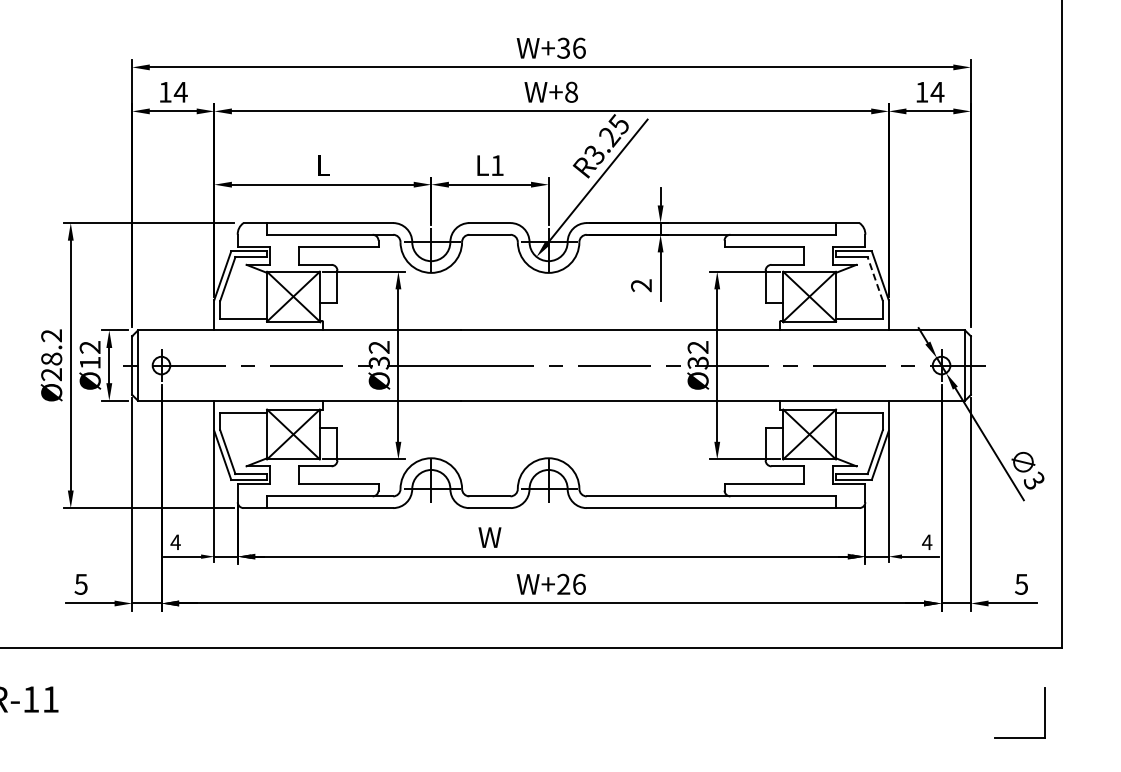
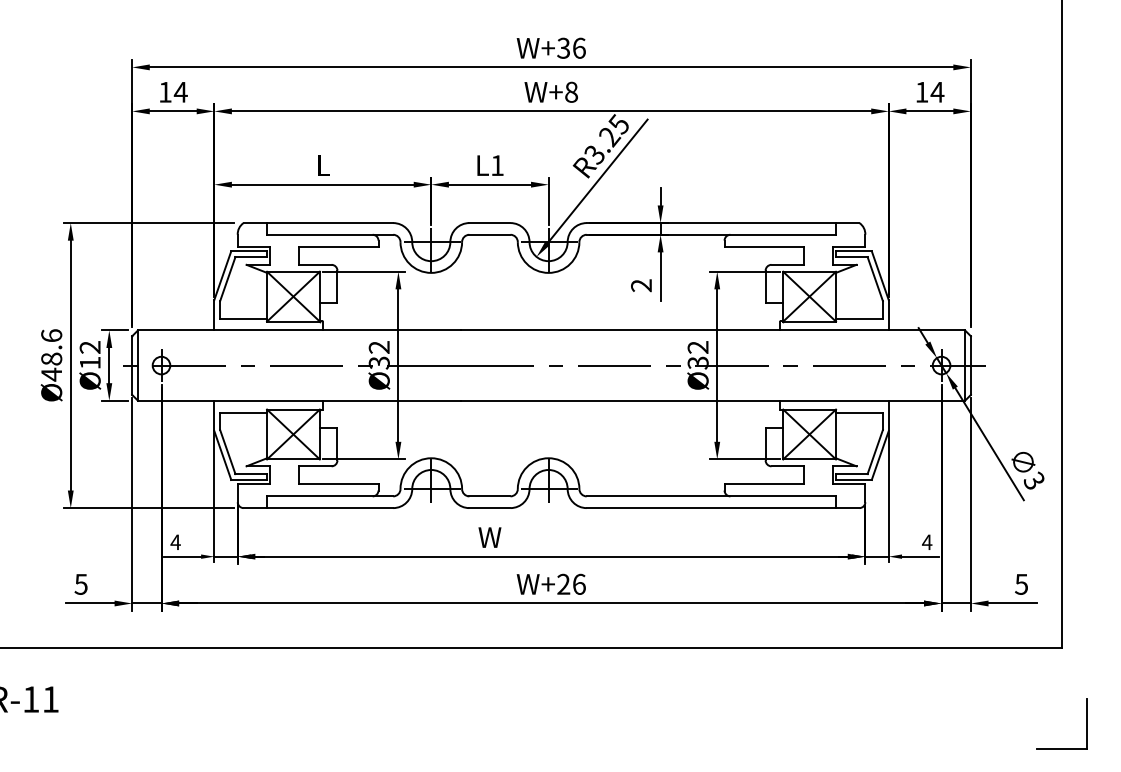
line: dashed -> solid (875, 278)
text: Ø28.2 -> Ø48.6 (51, 355)
part position: (1044, 712) -> (1086, 723) (1086, 723)
